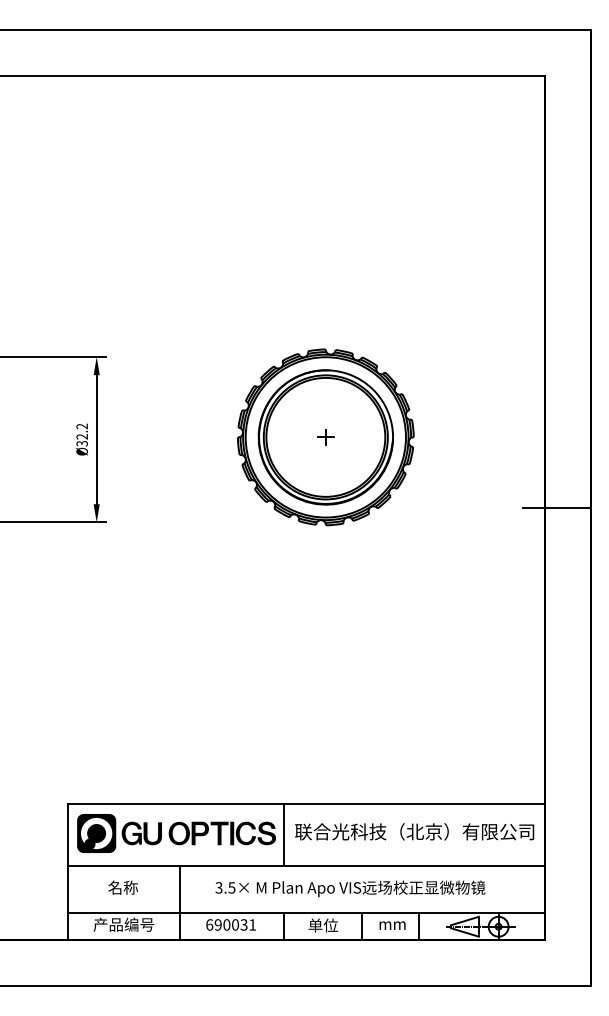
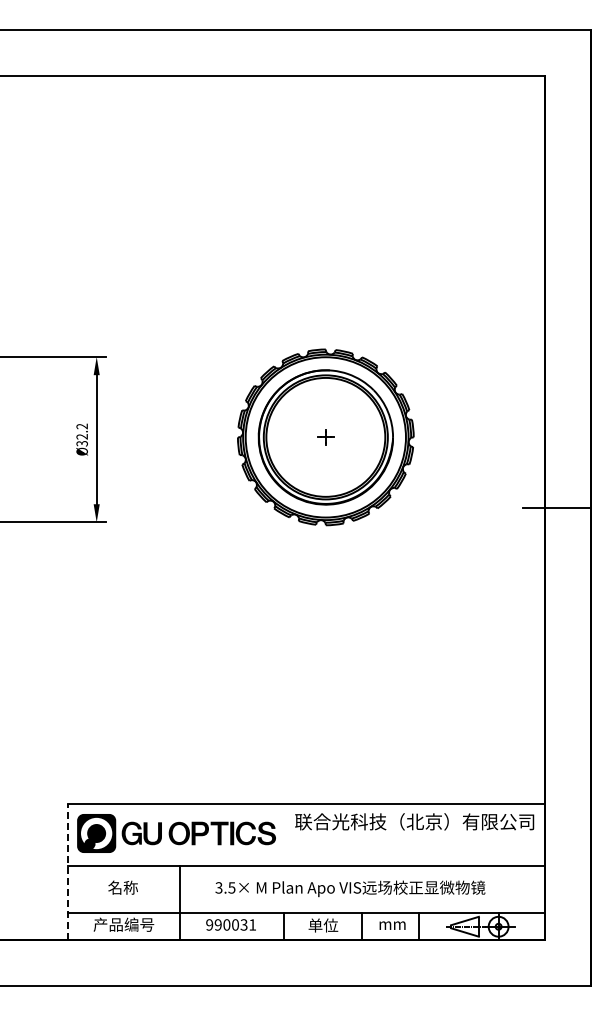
text position: (414, 831) -> (414, 821) (414, 821)
line: present -> none (284, 834)
line: solid -> dashed (67, 871)
text: 690031 -> 990031 (209, 924)
